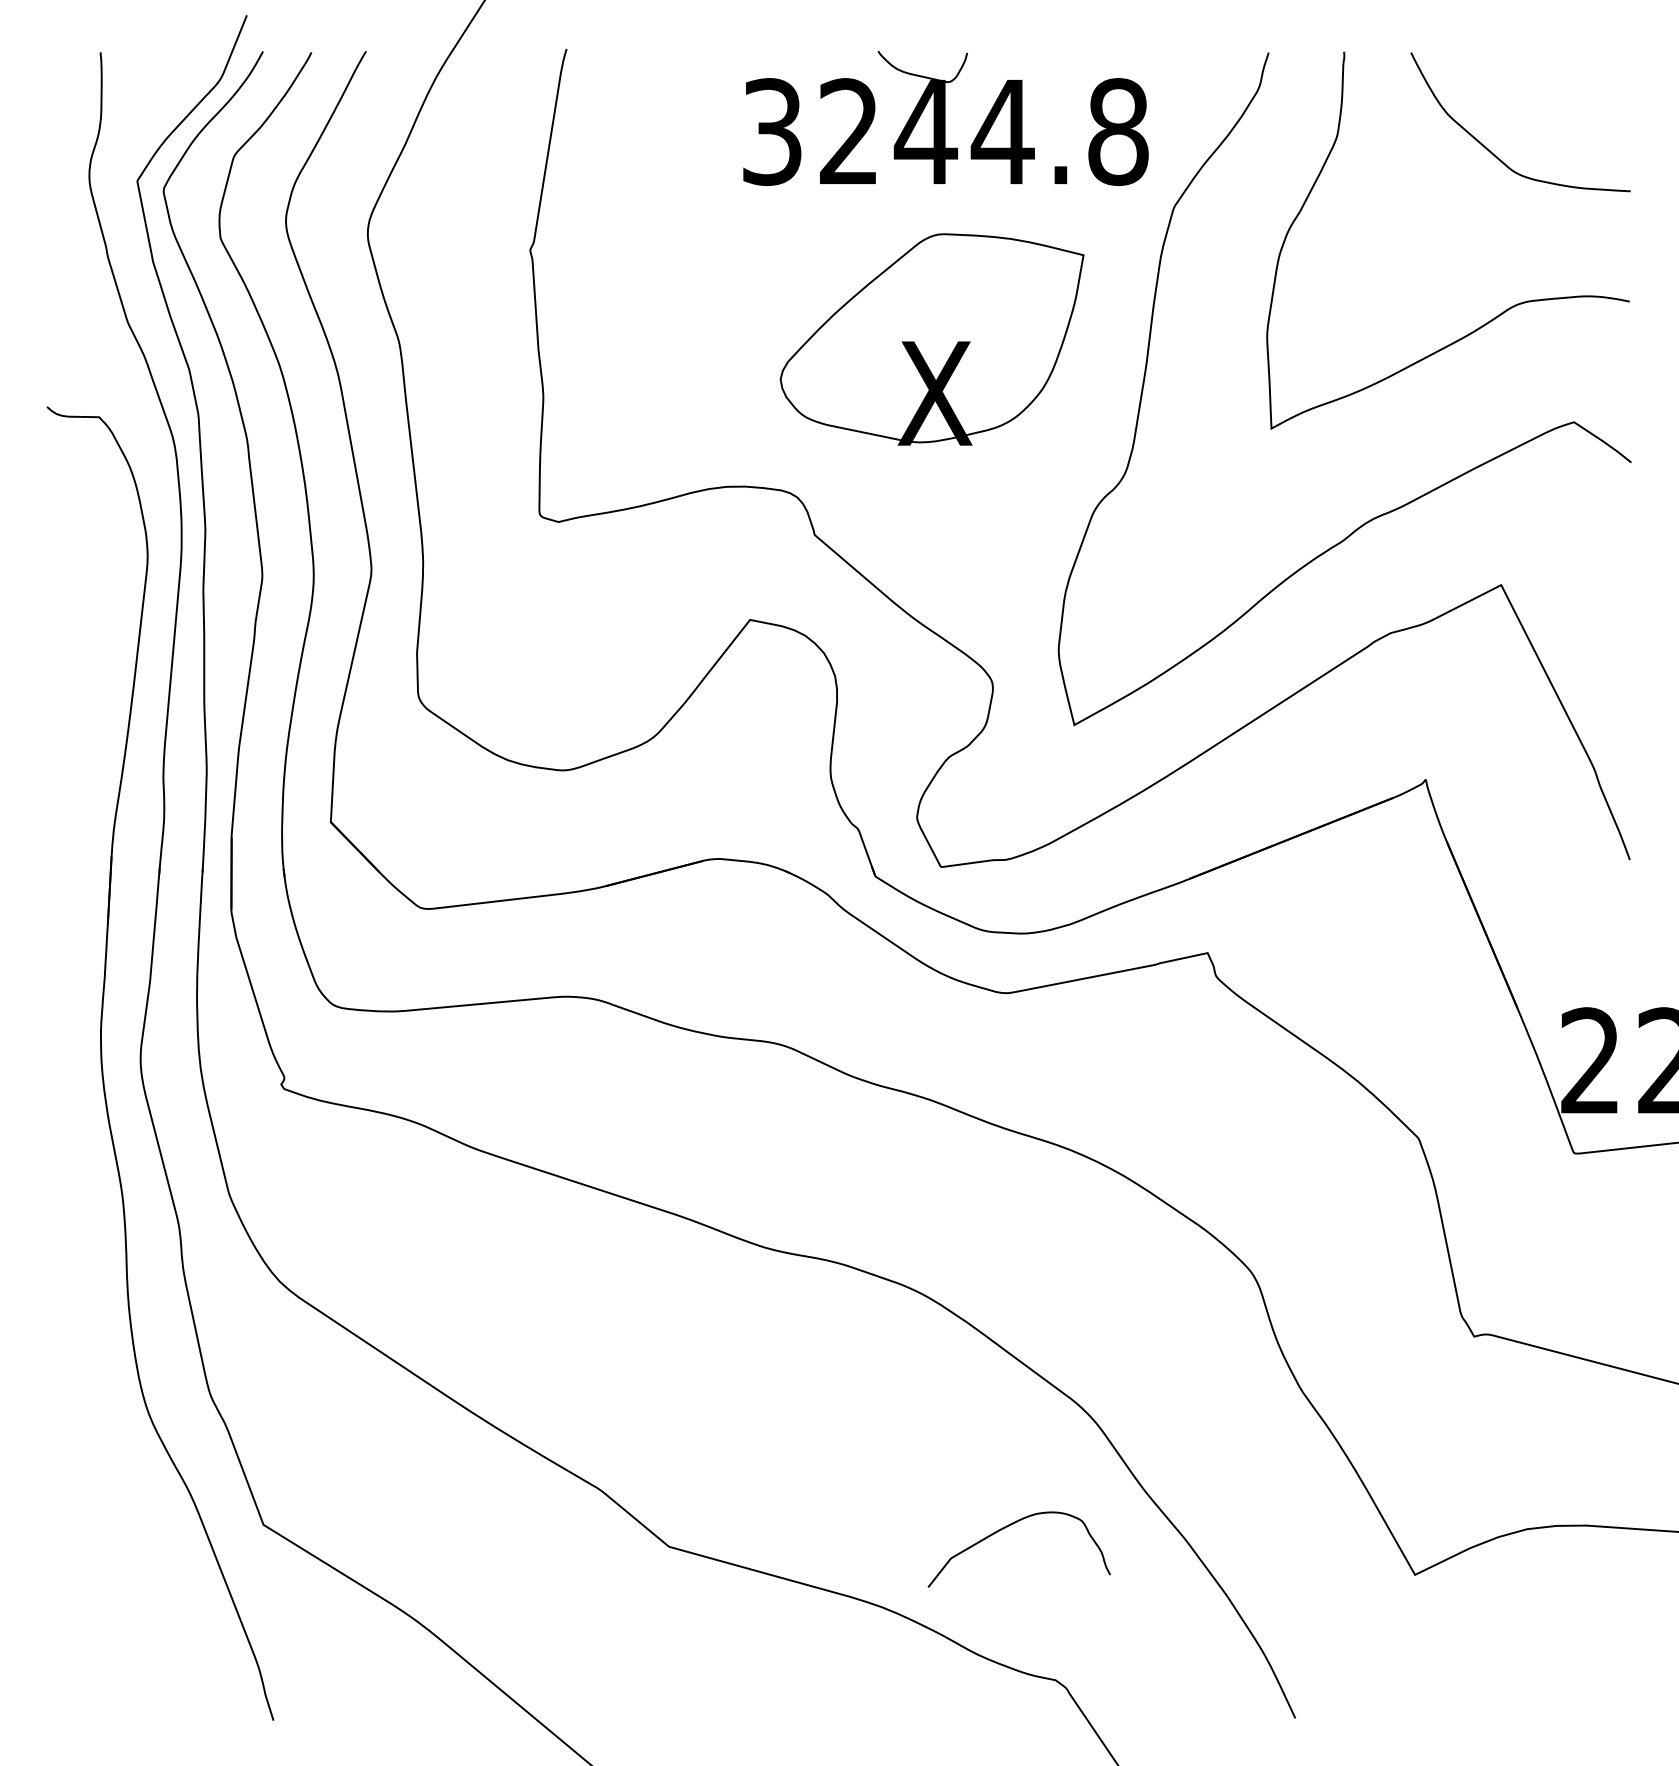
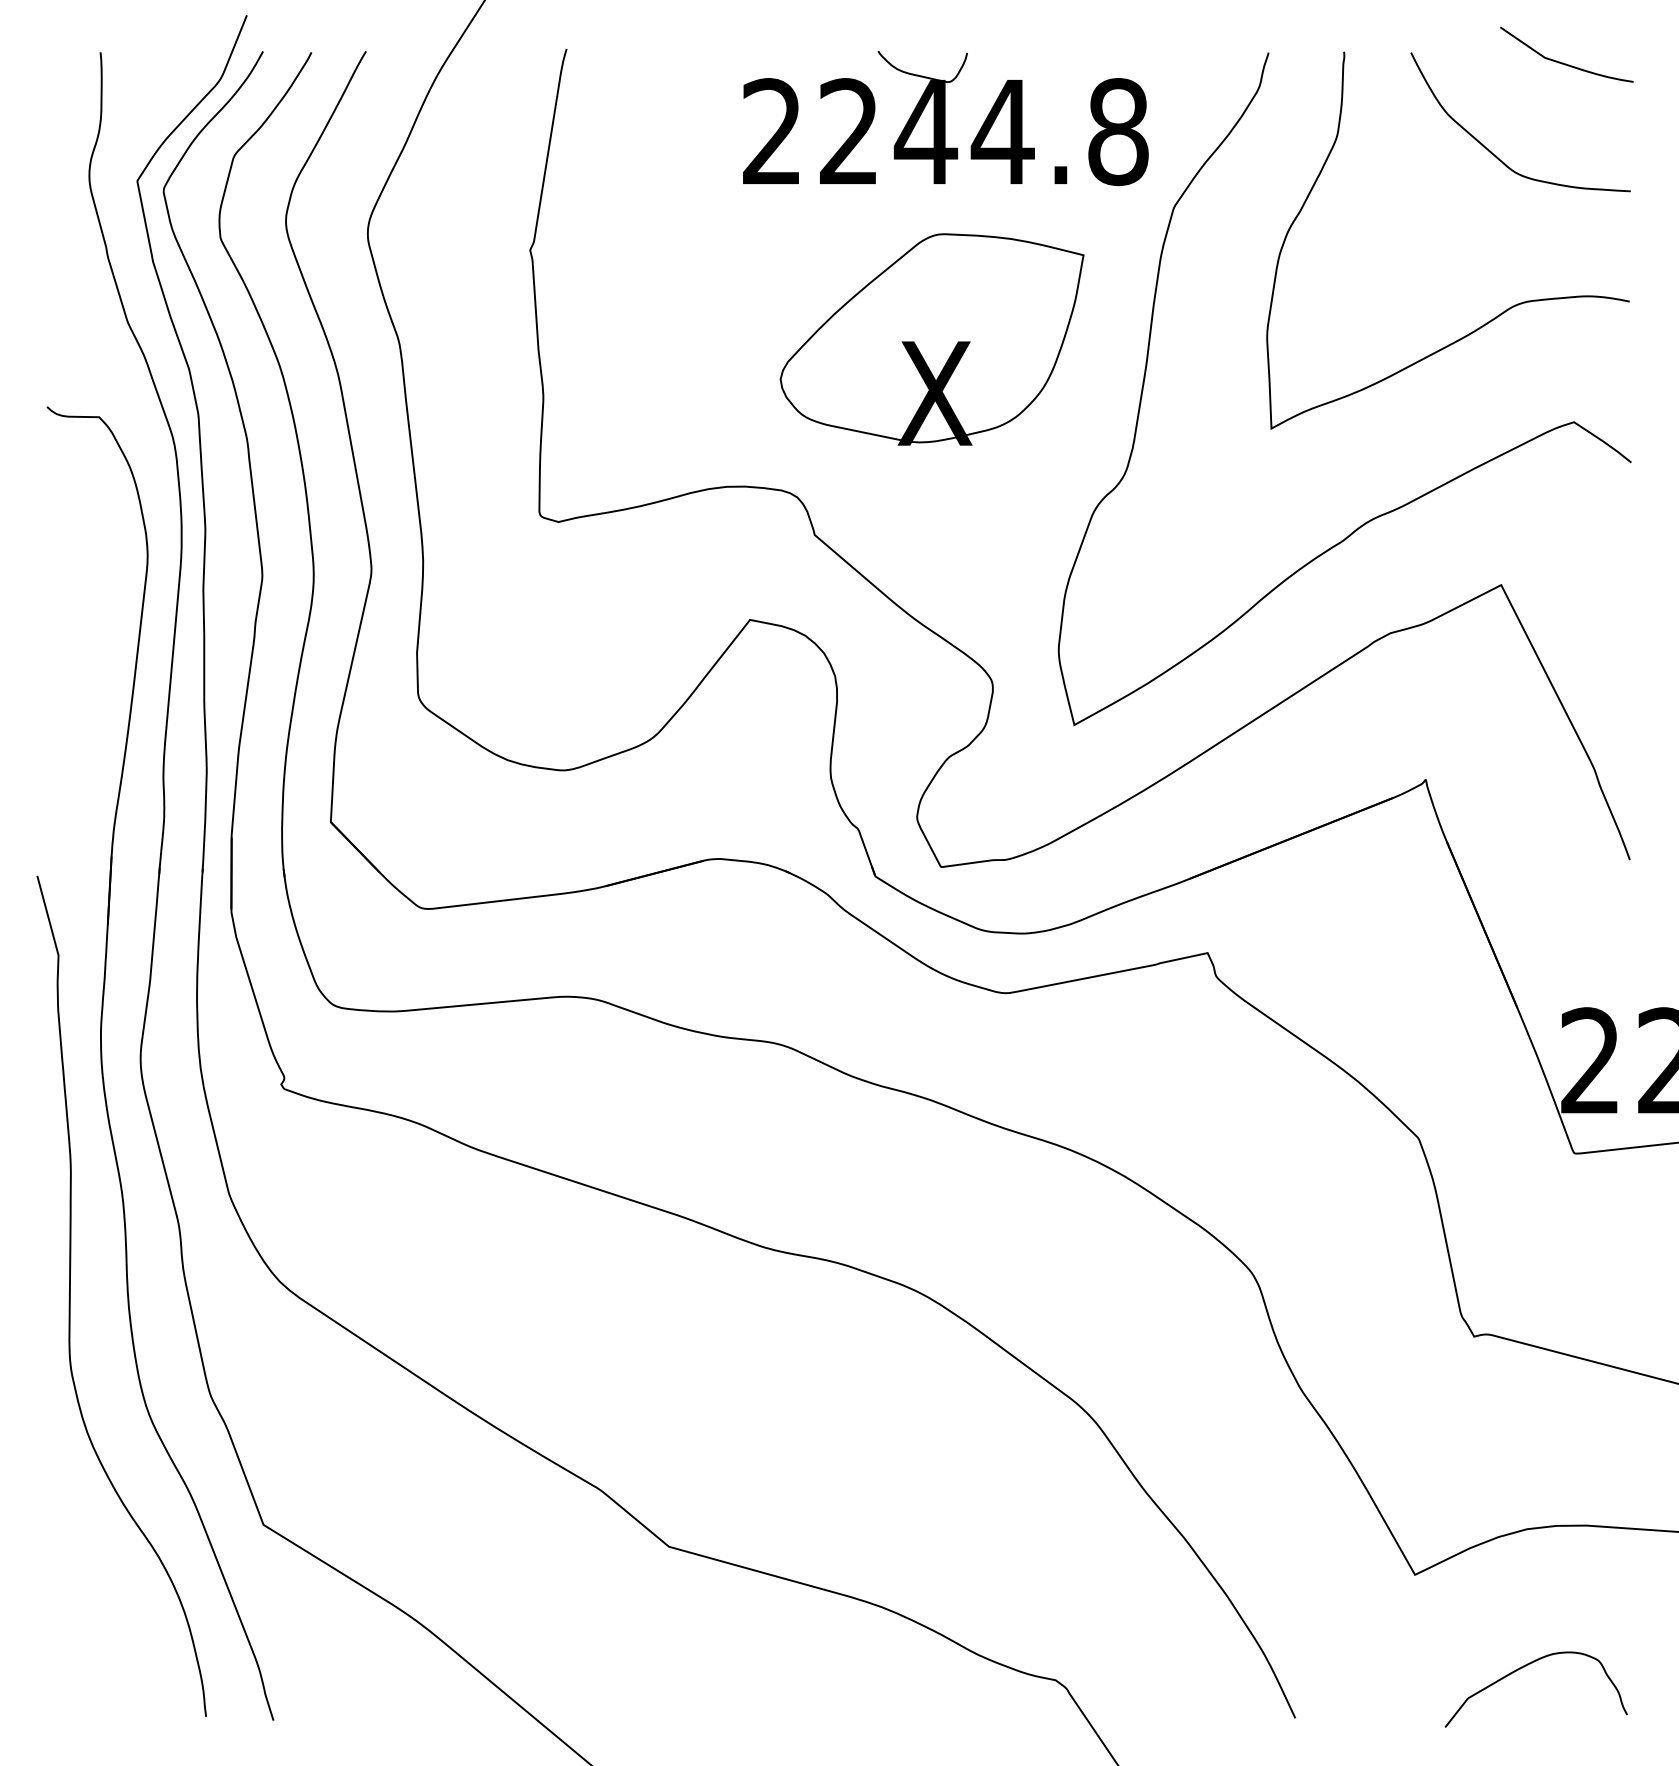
curve: none -> present (1563, 62)
text: 3244.8 -> 2244.8 (772, 132)
curve: none -> present (70, 1295)
curve position: (1007, 1527) -> (1524, 1667) (1524, 1667)
